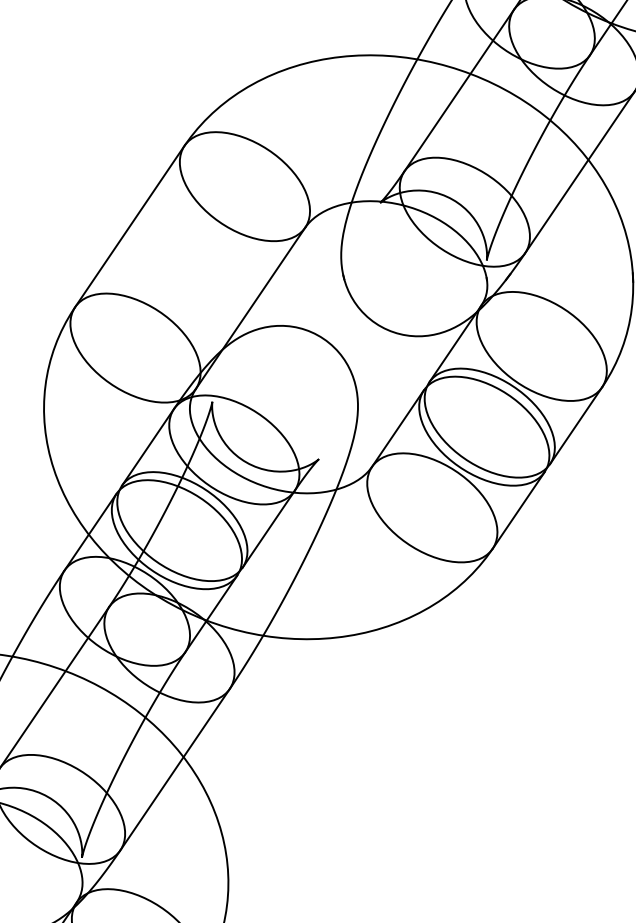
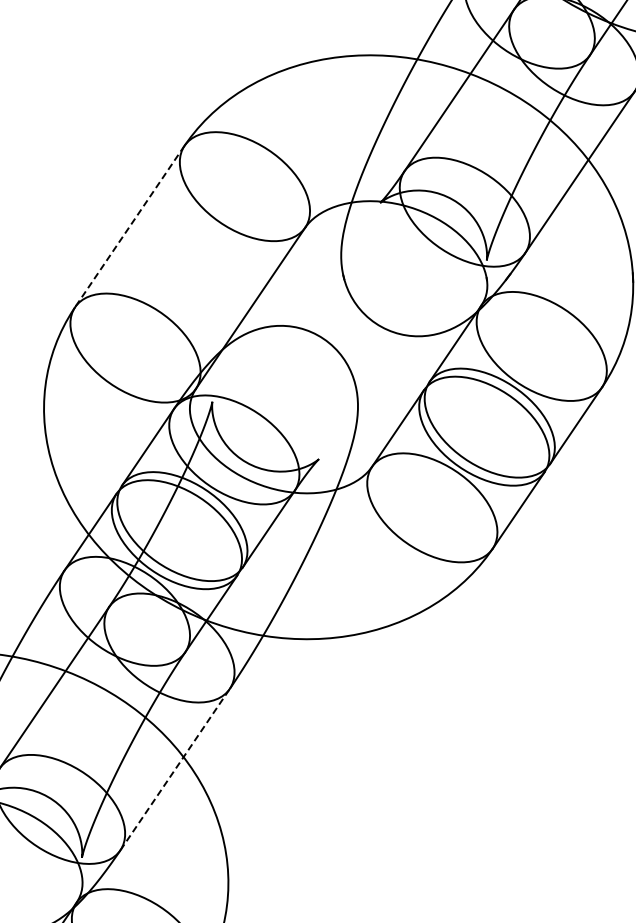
line: solid -> dashed (129, 226)
line: solid -> dashed (175, 769)
